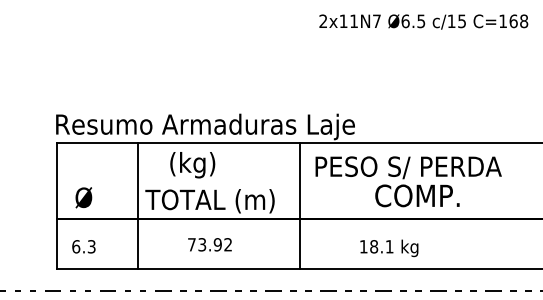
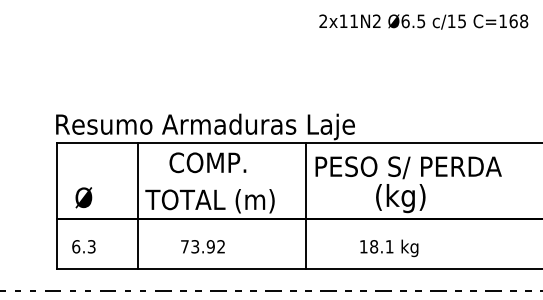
text: 2x11N7 -> 2x11N2 (376, 20)
text: (kg) -> COMP. (207, 165)
text: COMP. -> (kg) (417, 198)
line position: (300, 206) -> (306, 206) (306, 206)
text position: (209, 244) -> (202, 246) (202, 246)
